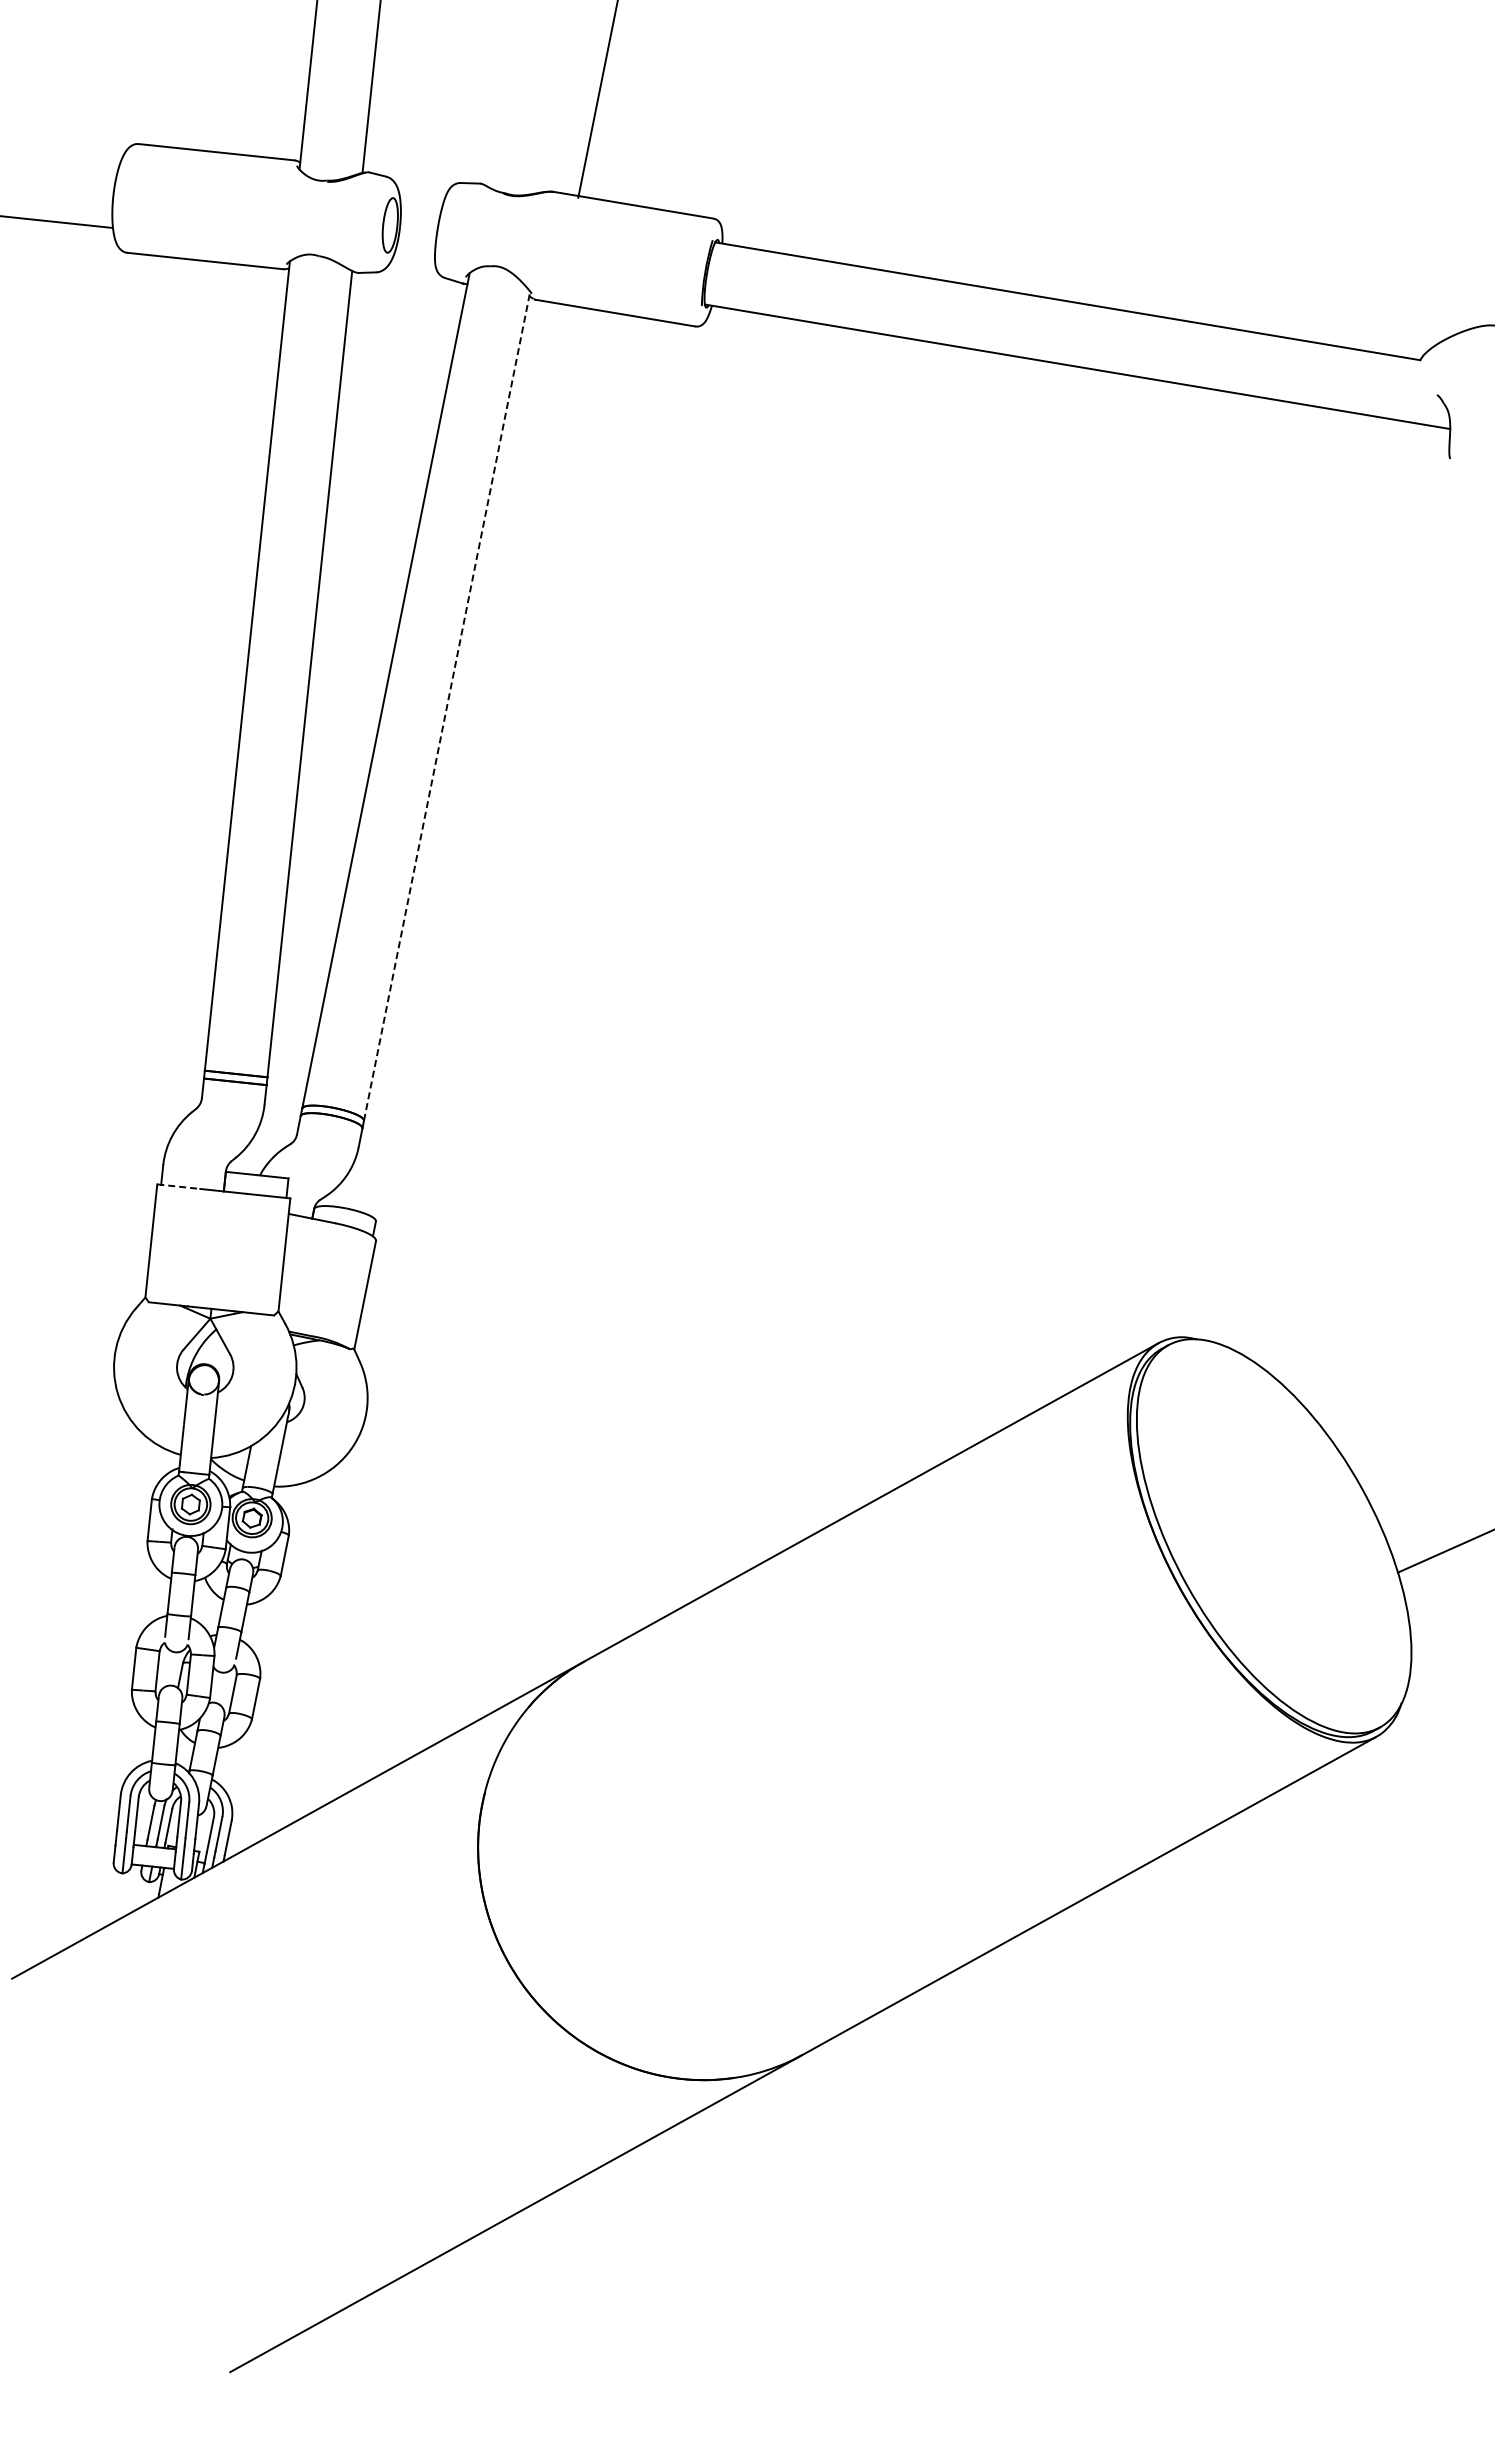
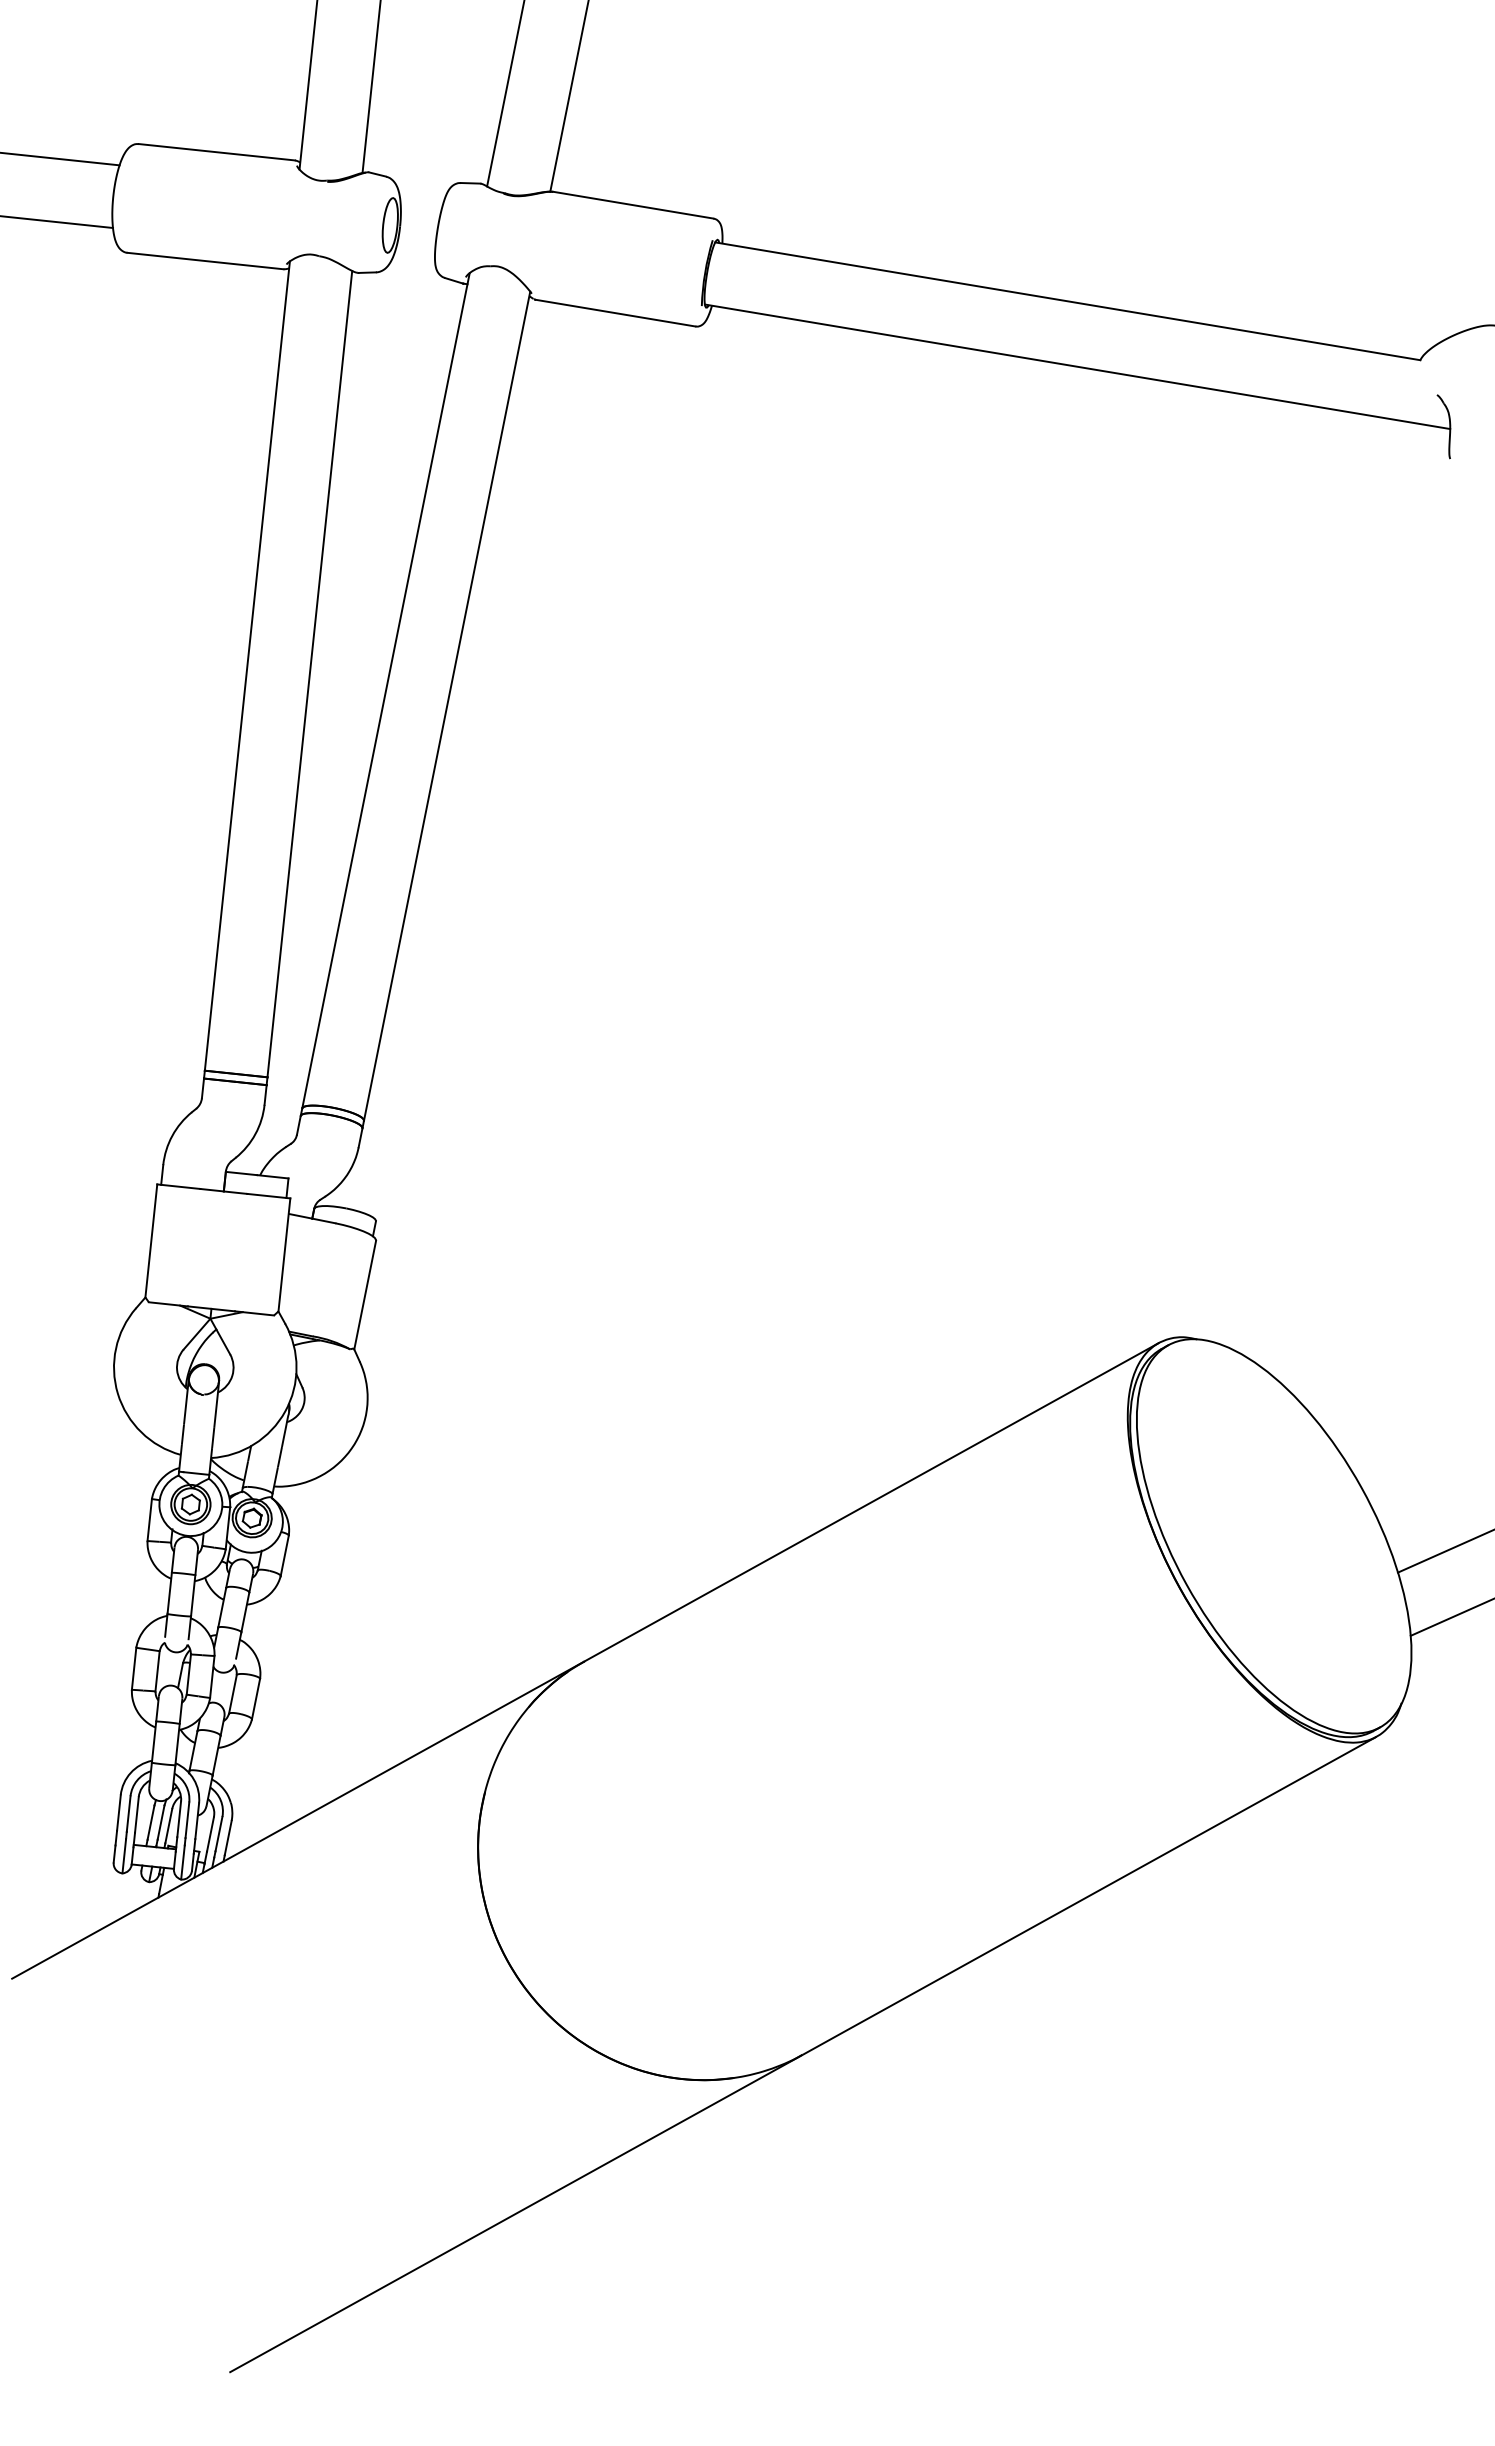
line: none -> present (505, 94)
line position: (597, 99) -> (569, 96) (569, 96)
line: none -> present (60, 159)
line: dashed -> solid (447, 706)
line: dashed -> solid (178, 1186)
line: none -> present (1450, 1617)
